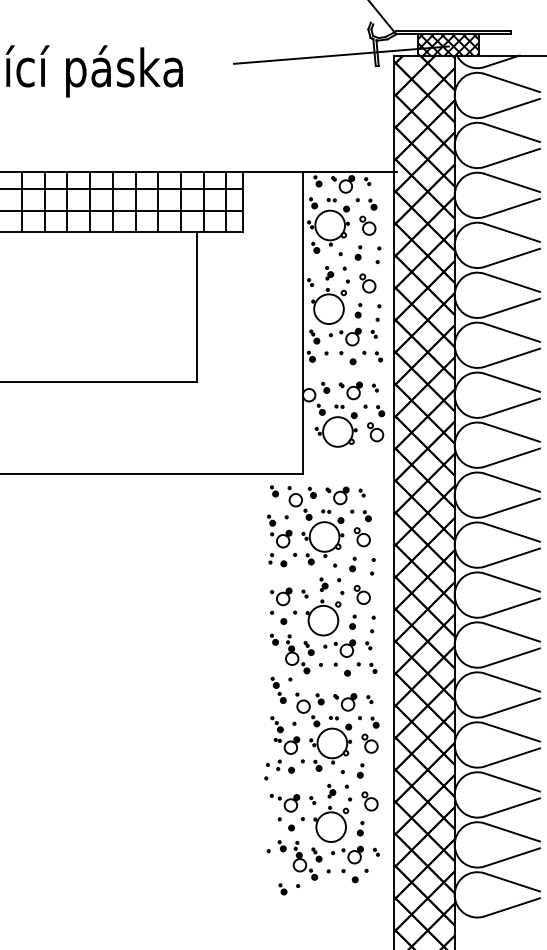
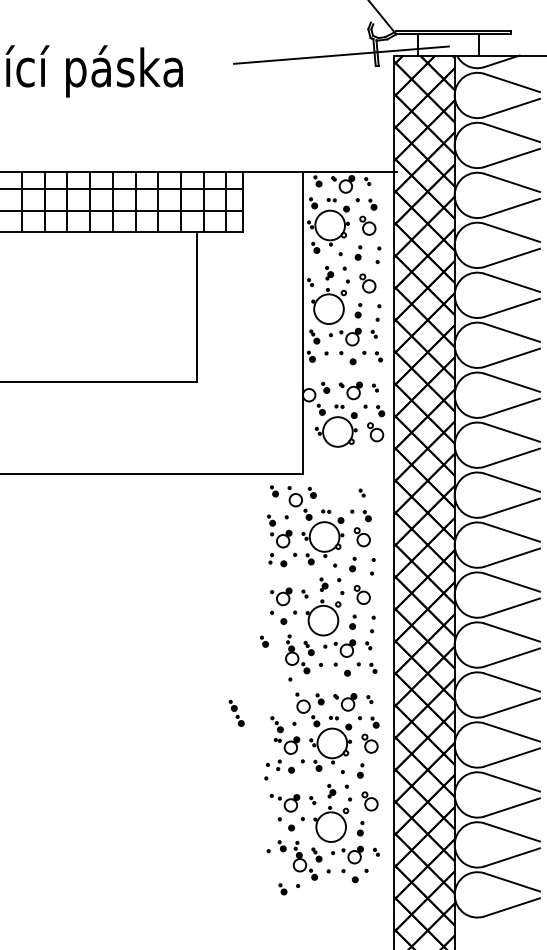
hatch: present -> none (448, 44)
part: present -> none (337, 495)
part position: (274, 639) -> (264, 641) (264, 641)
part position: (278, 689) -> (236, 712) (236, 712)
